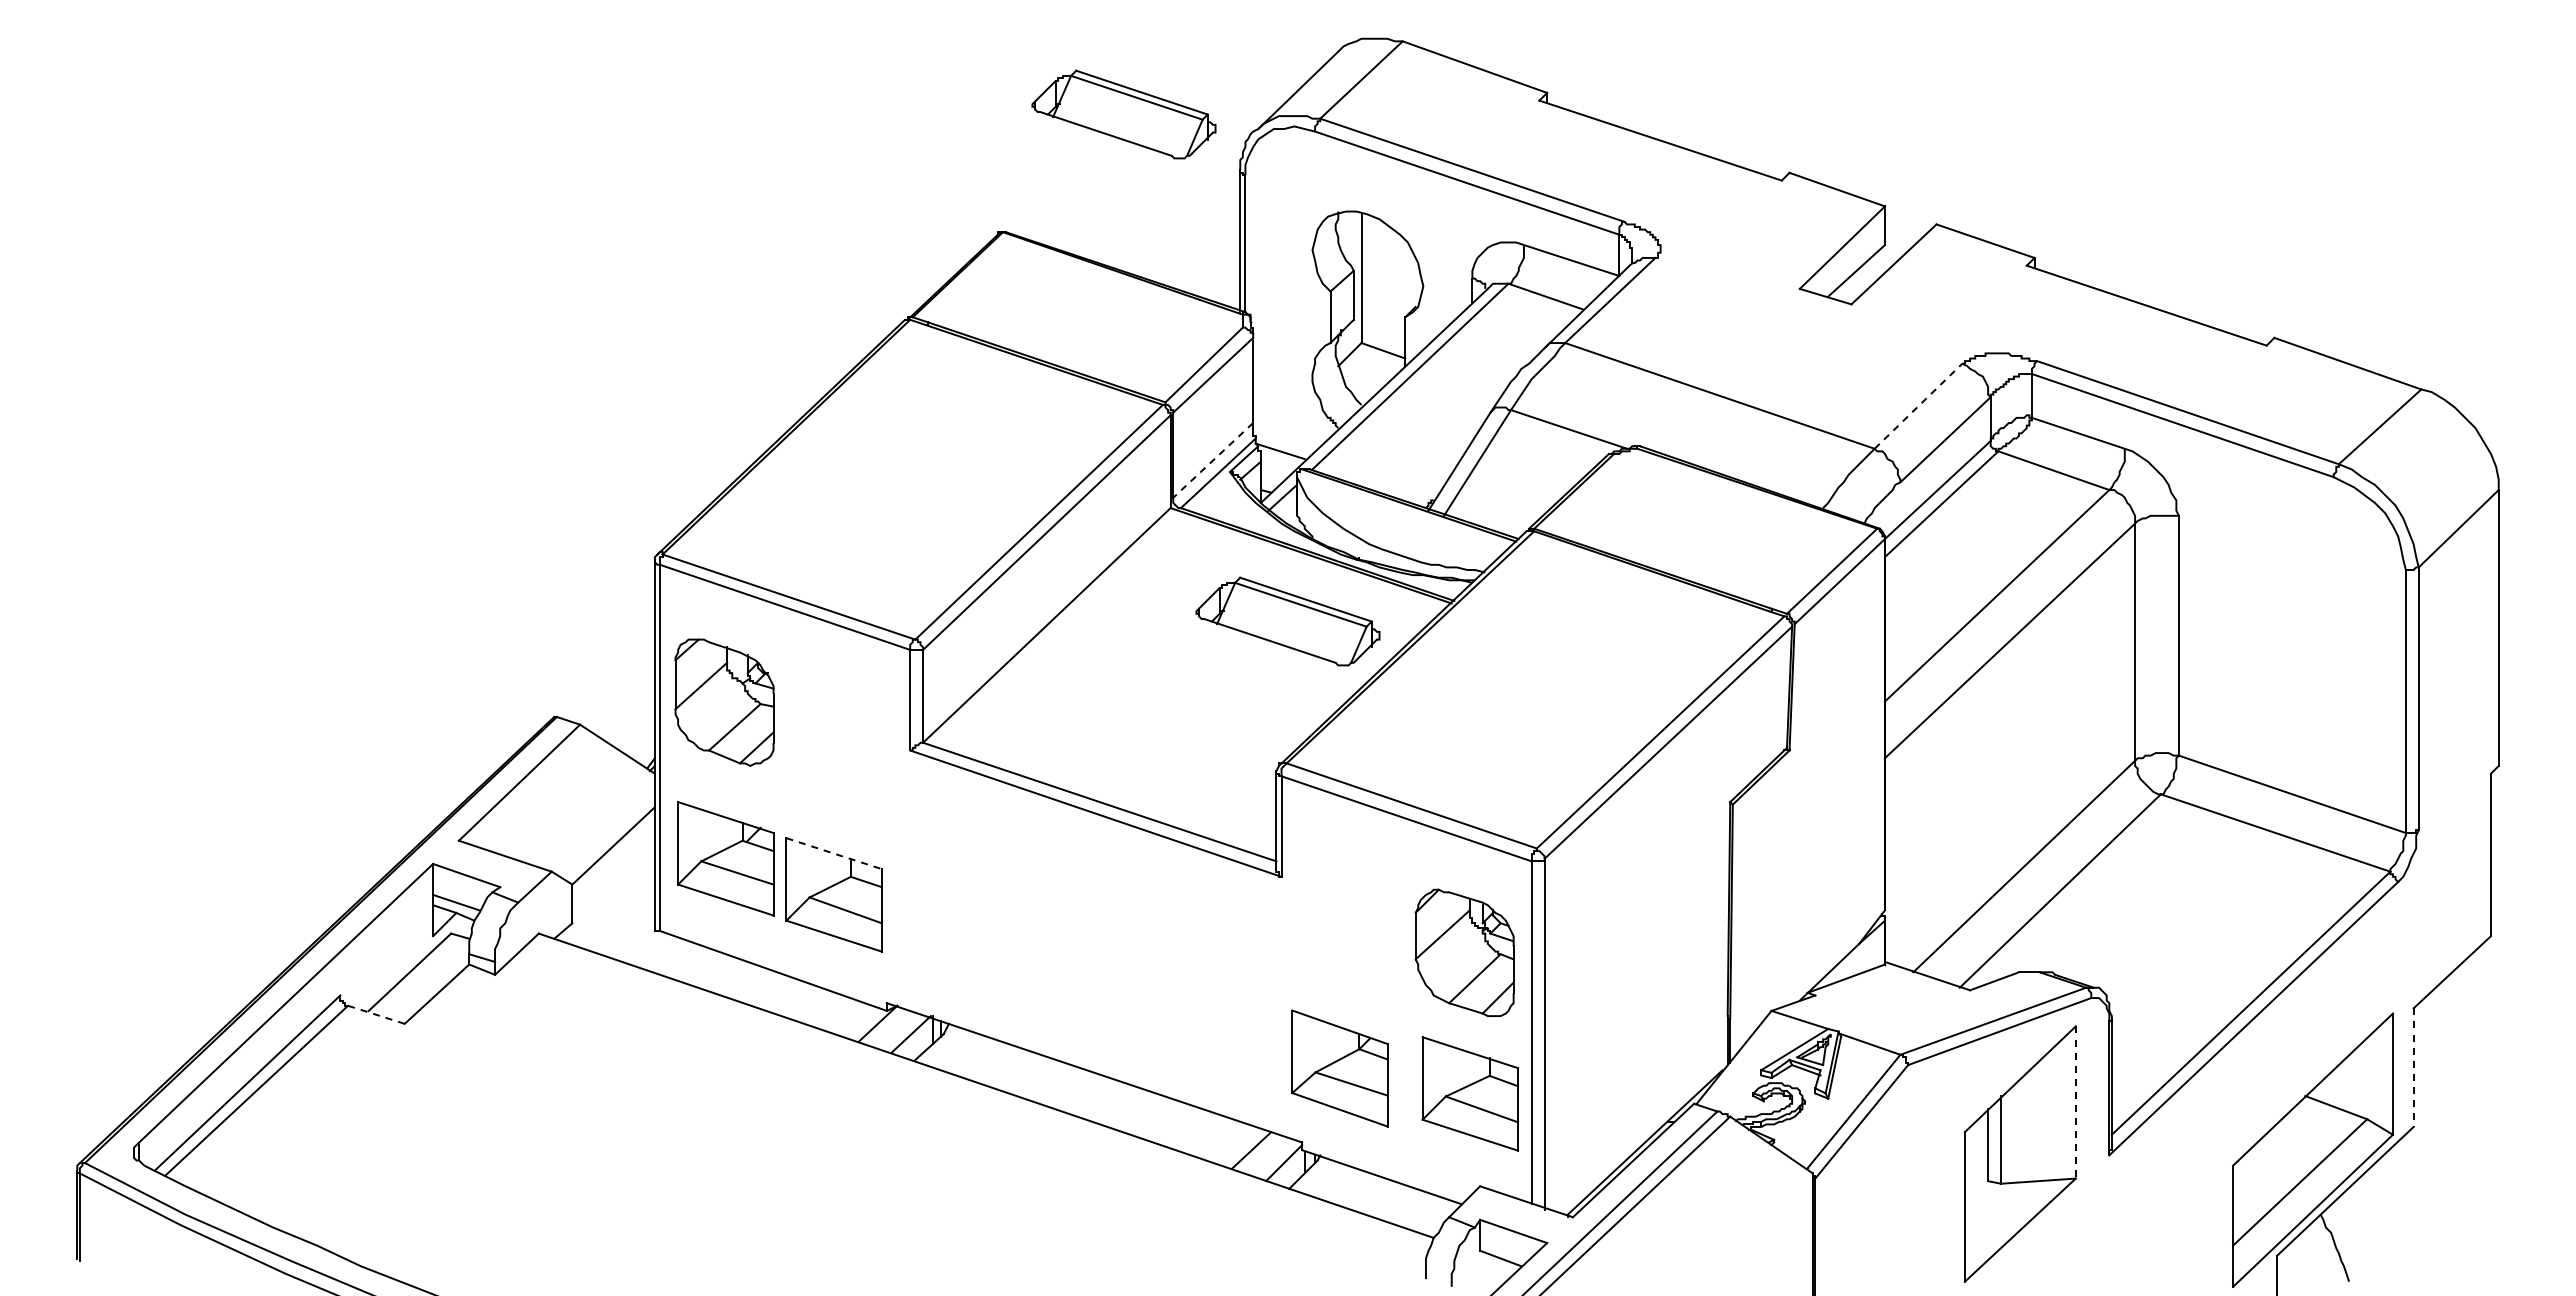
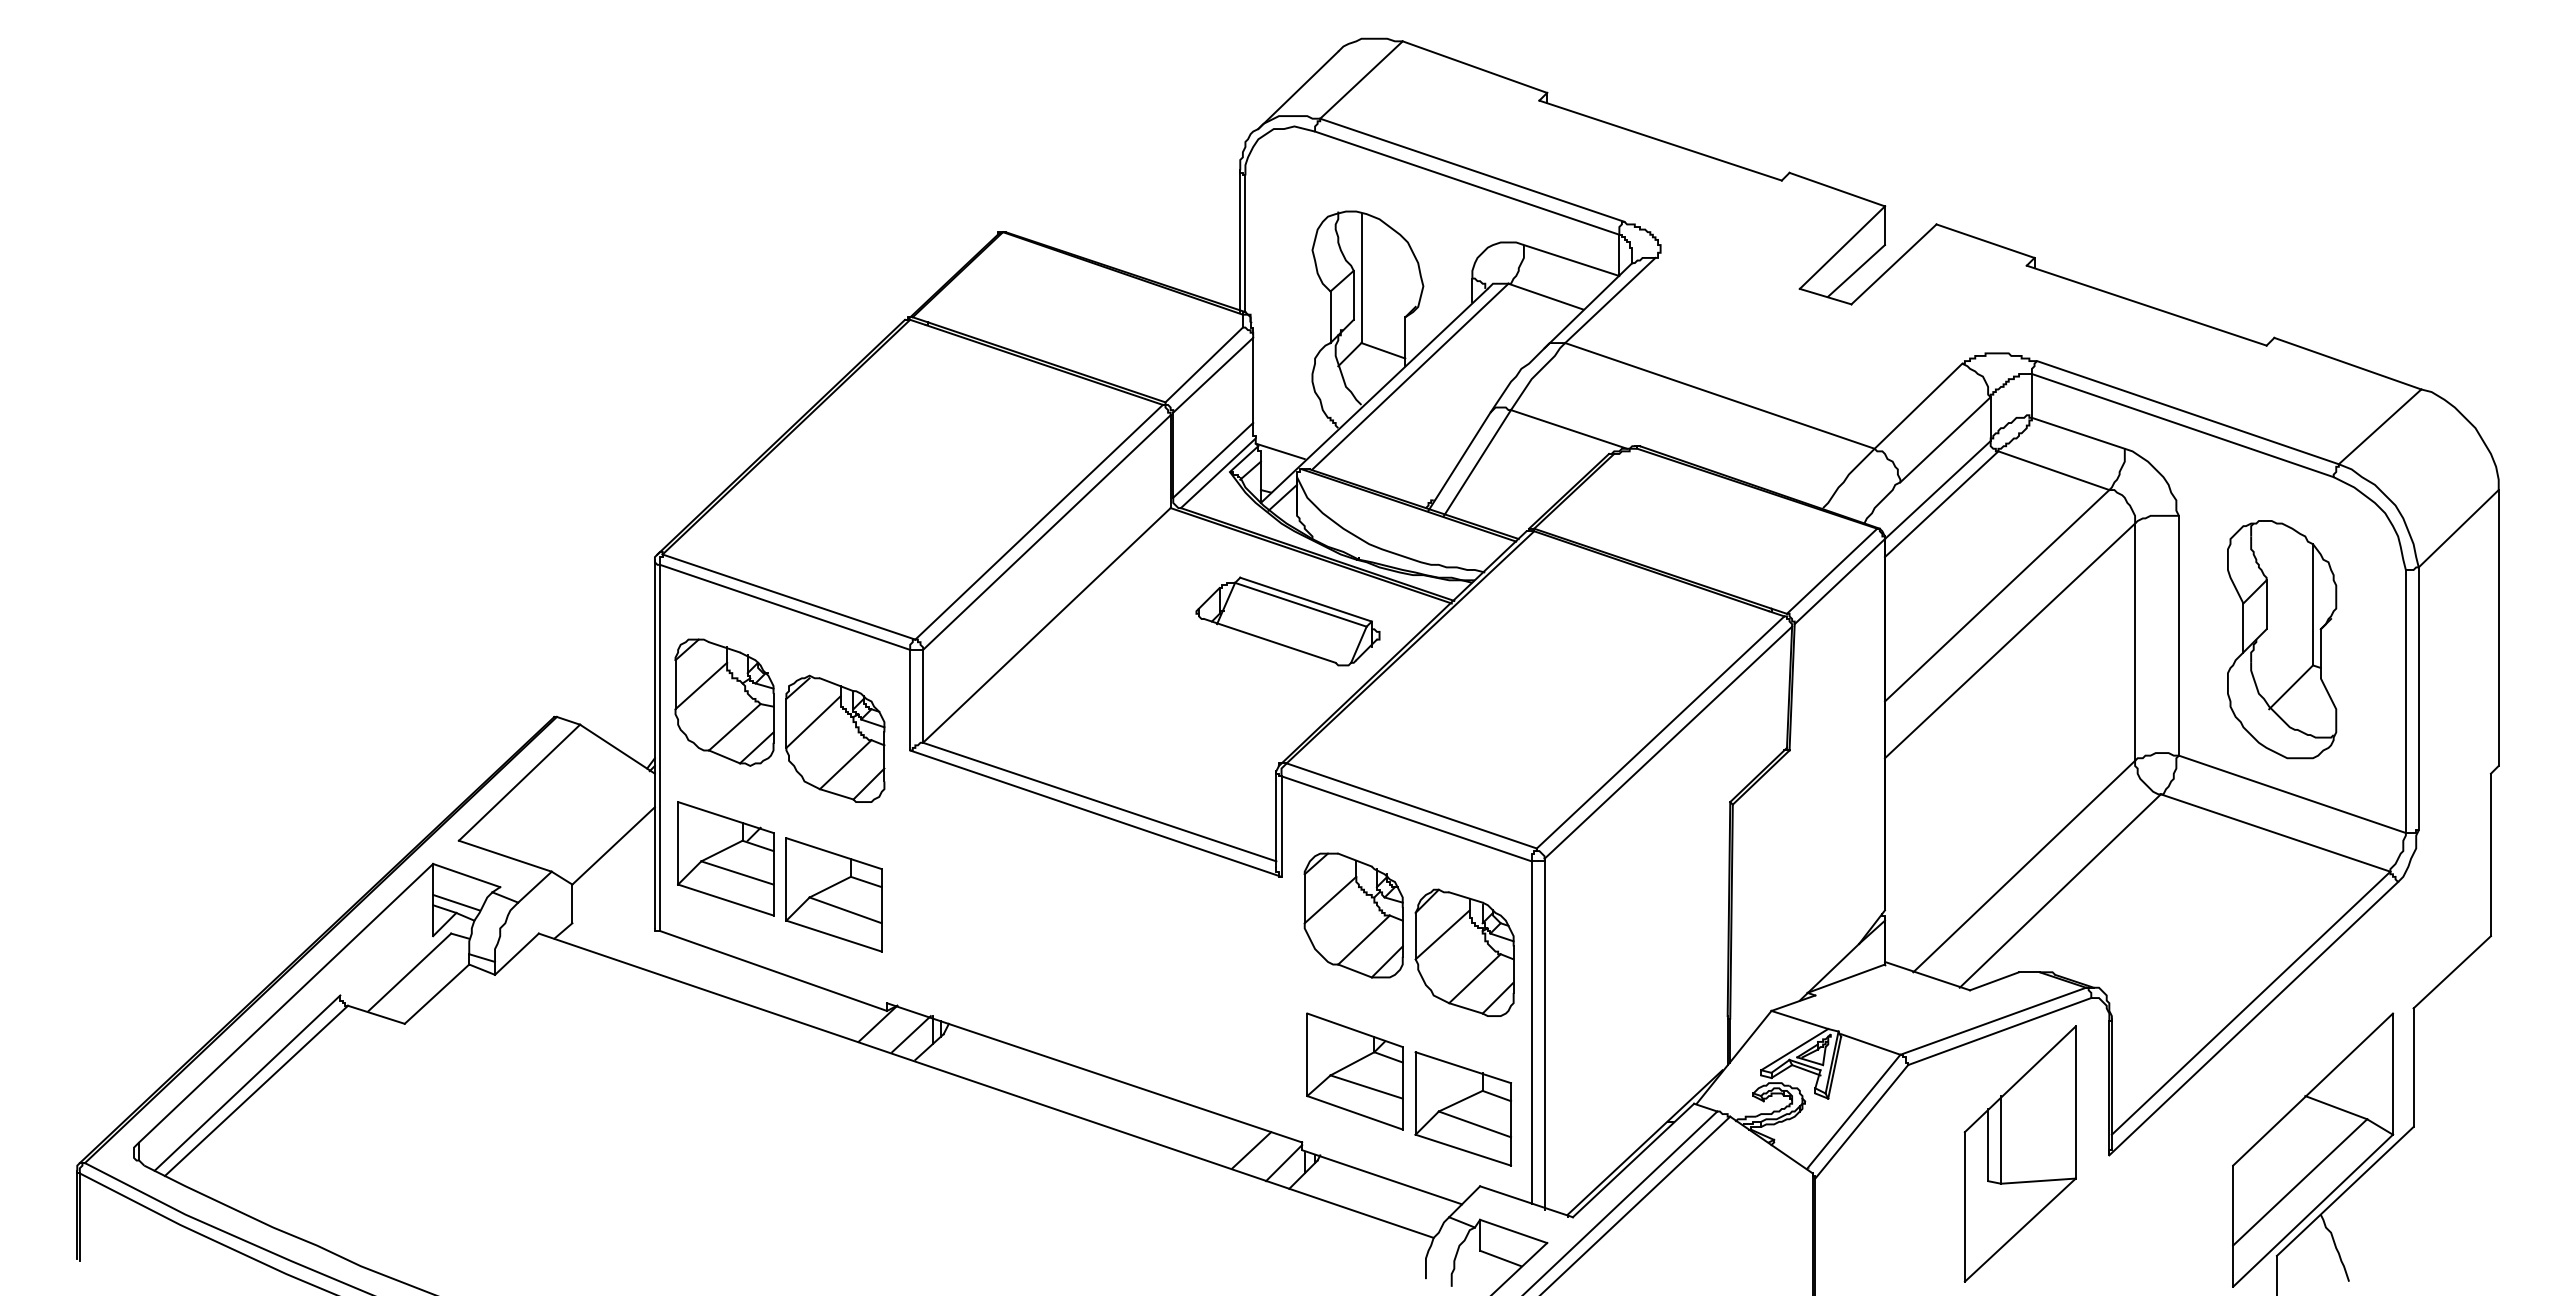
part: present -> none (1123, 114)
line: dashed -> solid (1918, 405)
line: dashed -> solid (1213, 460)
part: none -> present (2282, 639)
part: none -> present (835, 738)
line: dashed -> solid (834, 853)
part: none -> present (1353, 915)
line: dashed -> solid (376, 1014)
part position: (1339, 1068) -> (1354, 1071) (1354, 1071)
line: dashed -> solid (2413, 1068)
part position: (1469, 1093) -> (1462, 1108) (1462, 1108)
line: dashed -> solid (2075, 1102)
